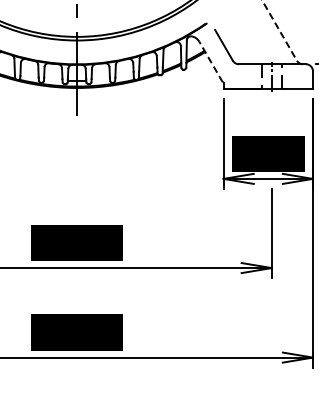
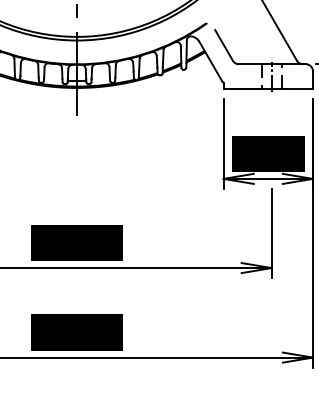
line: dashed -> solid (279, 30)
line: dashed -> solid (210, 61)
